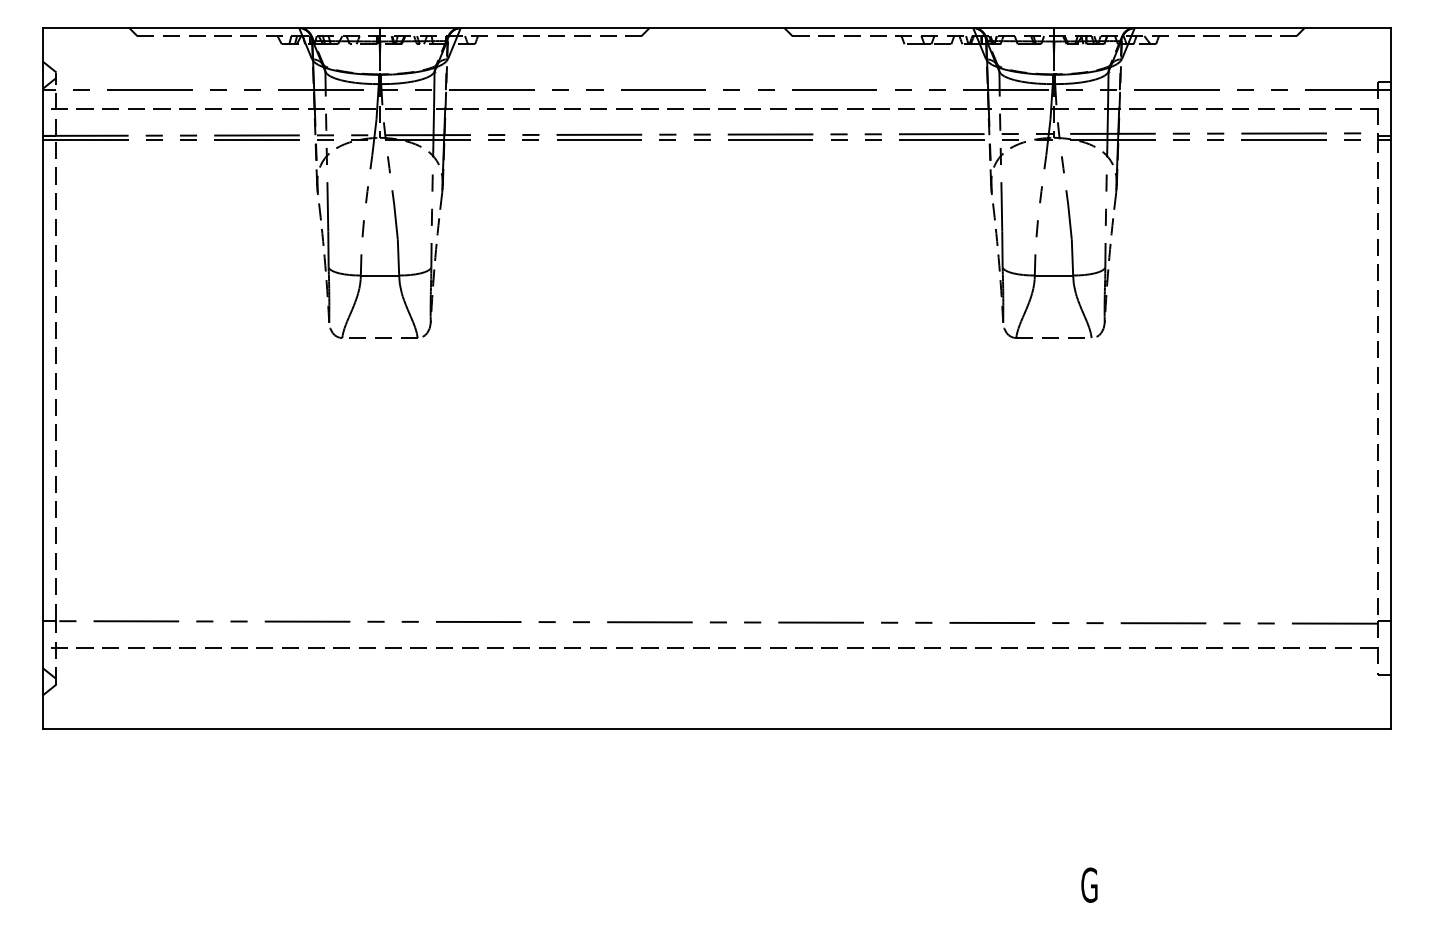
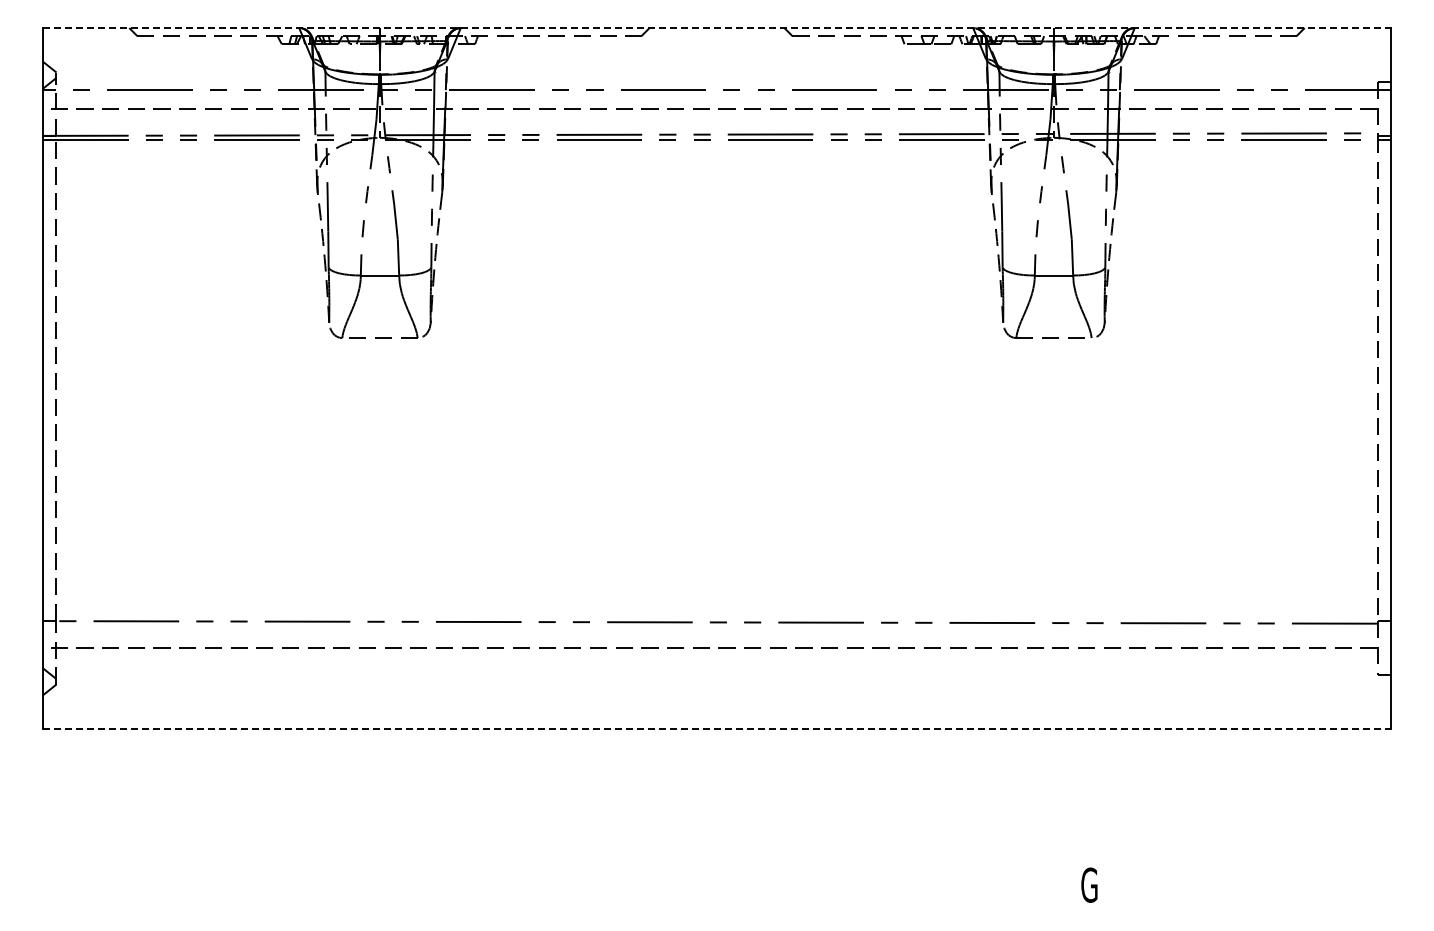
line: solid -> dashed (716, 28)
line: solid -> dashed (716, 728)
